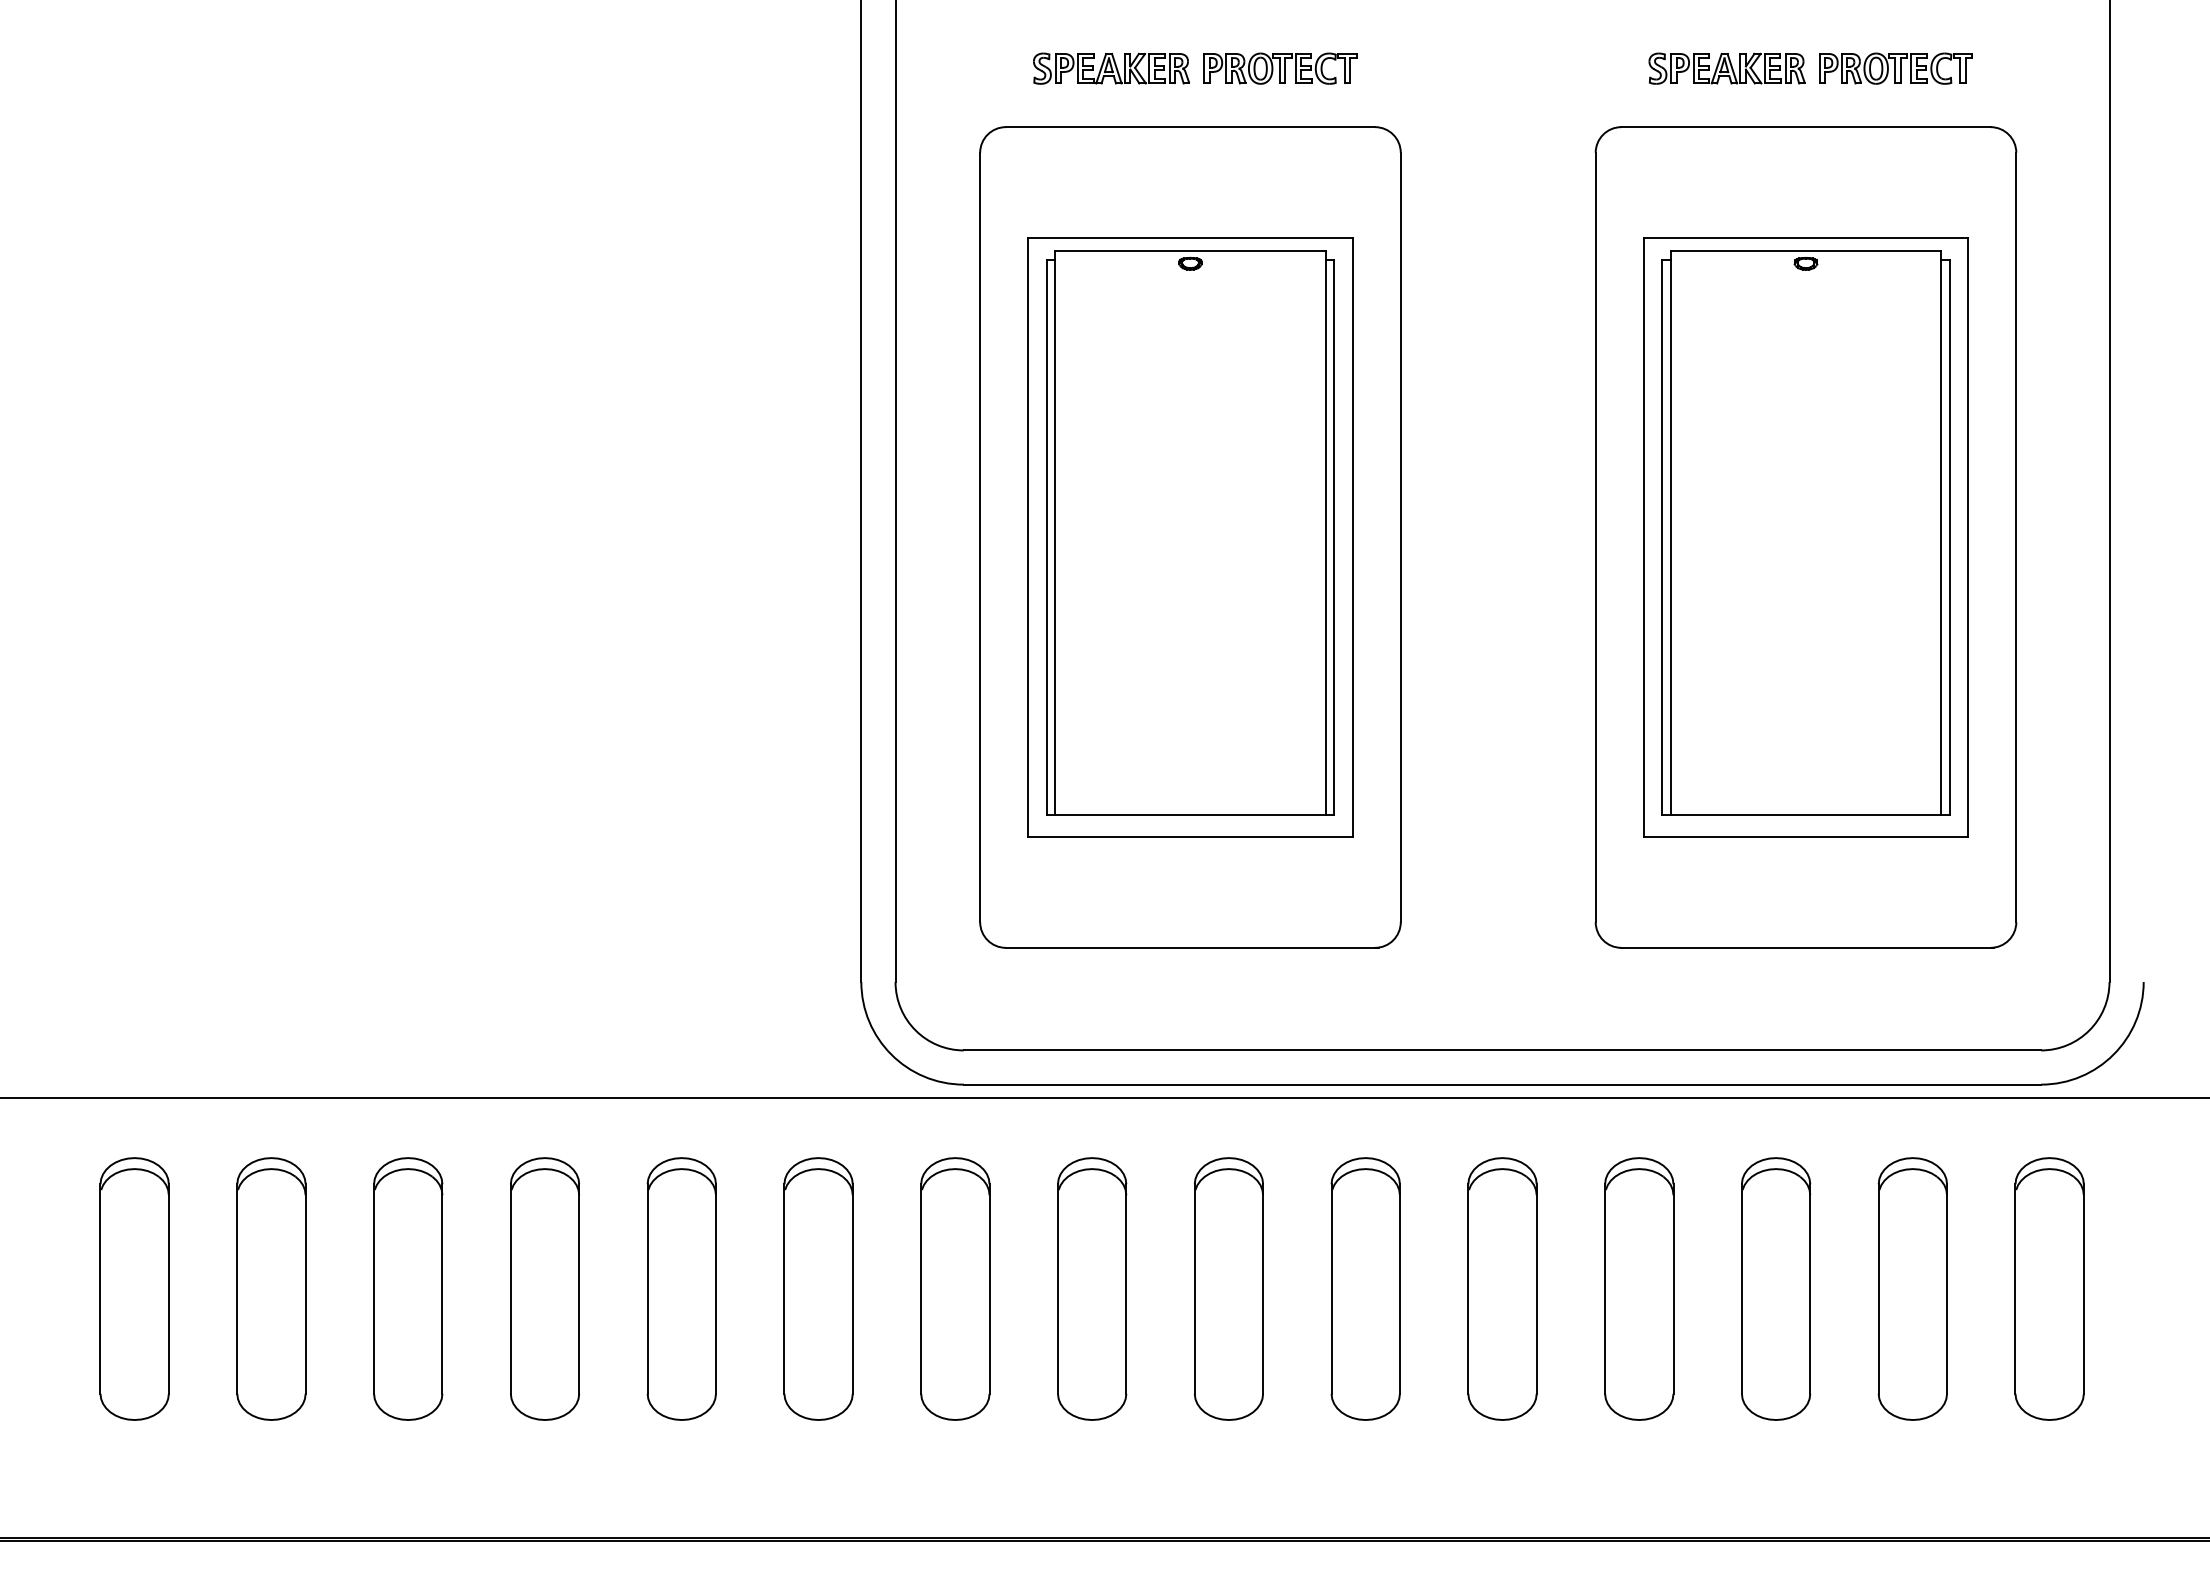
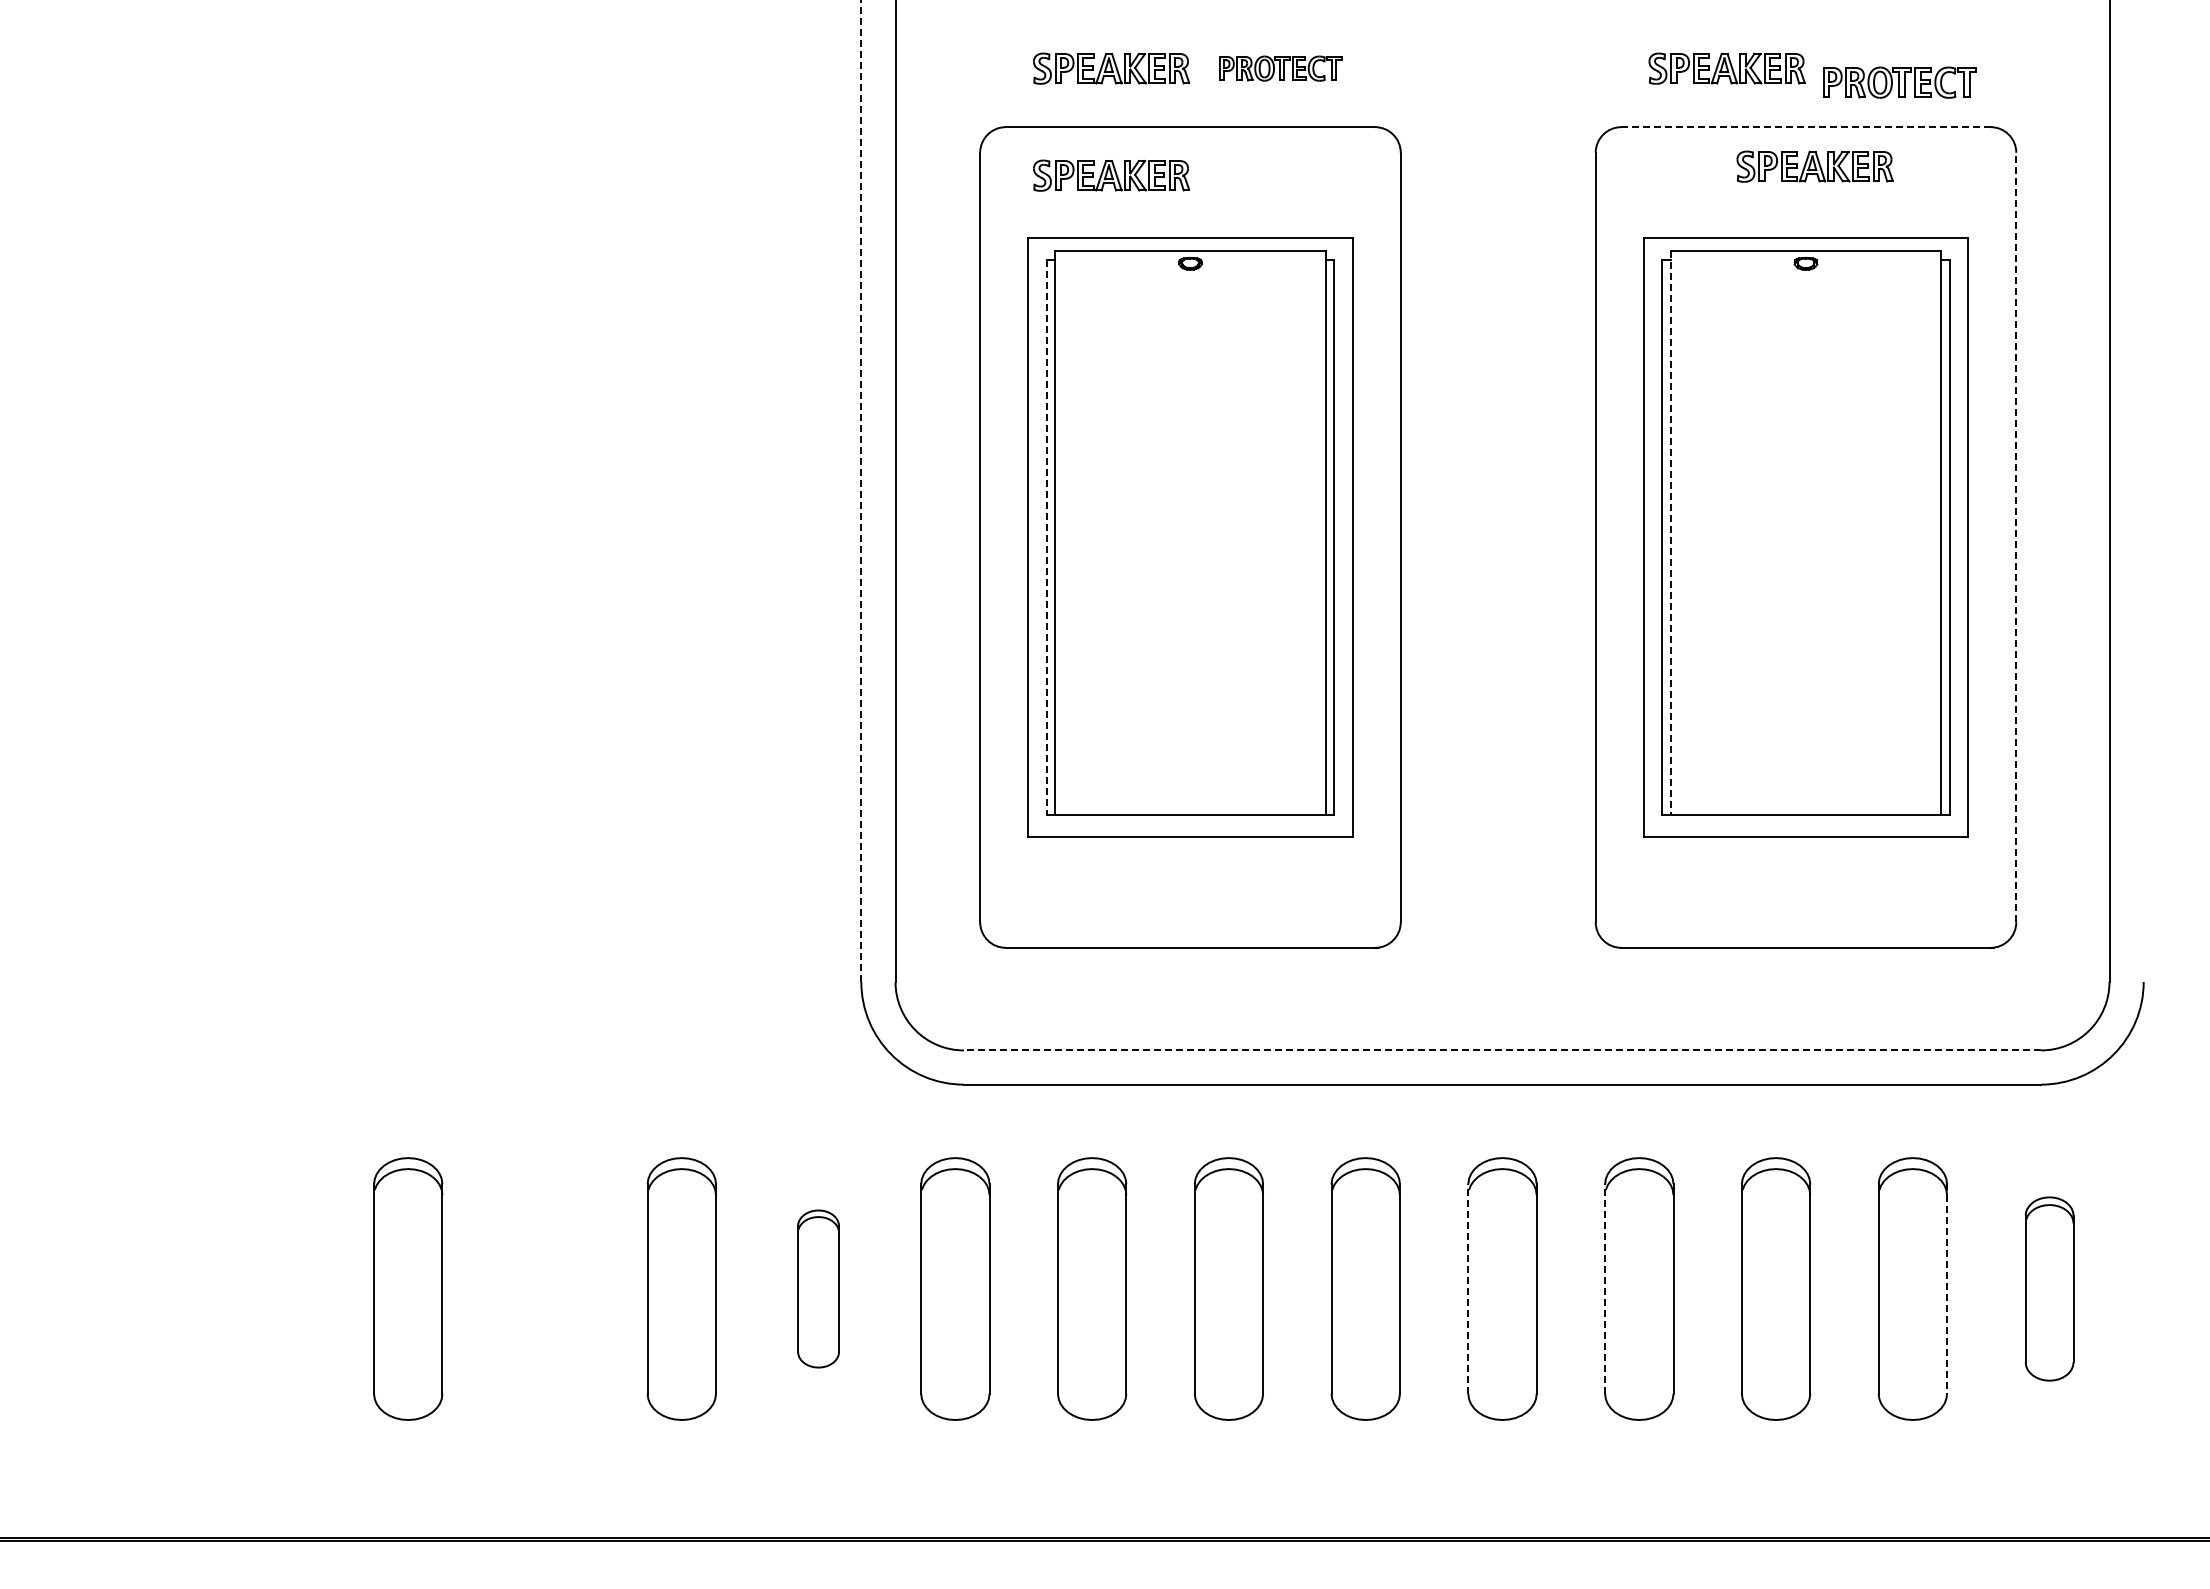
part size: 155x33 px -> 124x27 px (1280, 68)
part position: (1895, 68) -> (1899, 82) (1899, 82)
line: solid -> dashed (1806, 127)
part: none -> present (1814, 166)
part: none -> present (1111, 175)
line: solid -> dashed (861, 491)
line: solid -> dashed (1670, 533)
line: solid -> dashed (1046, 537)
line: solid -> dashed (2016, 537)
line: solid -> dashed (1502, 1050)
line: present -> none (1104, 1098)
part: present -> none (134, 1288)
part: present -> none (271, 1288)
part: present -> none (544, 1288)
part size: 71x264 px -> 43x160 px (818, 1288)
part size: 71x264 px -> 51x186 px (2049, 1288)
line: solid -> dashed (1468, 1289)
line: solid -> dashed (1605, 1289)
line: solid -> dashed (1947, 1289)
